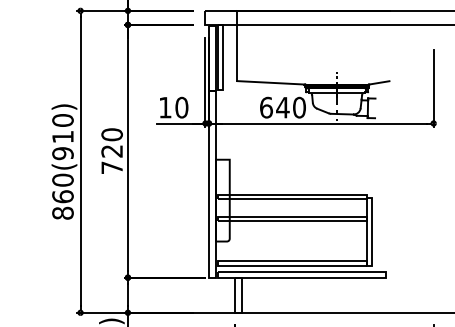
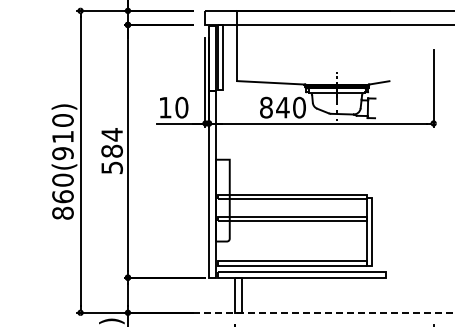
text: 640 -> 840 (266, 107)
text: 720 -> 584 (111, 151)
line: solid -> dashed (312, 312)
